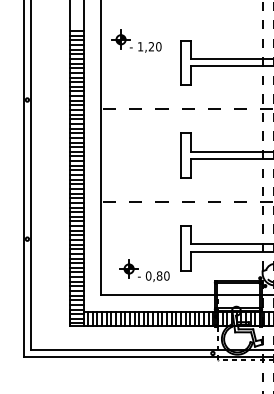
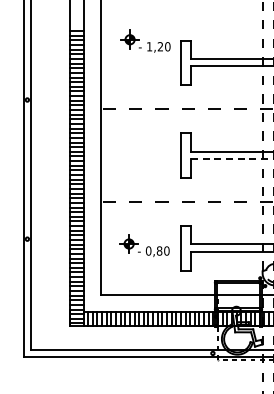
part position: (136, 40) -> (145, 40) (145, 40)
line: solid -> dashed (232, 159)
part position: (144, 270) -> (144, 245) (144, 245)
